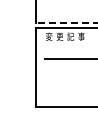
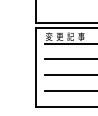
line: dashed -> solid (66, 23)
line: none -> present (69, 43)
line: none -> present (69, 75)
line: none -> present (69, 91)
